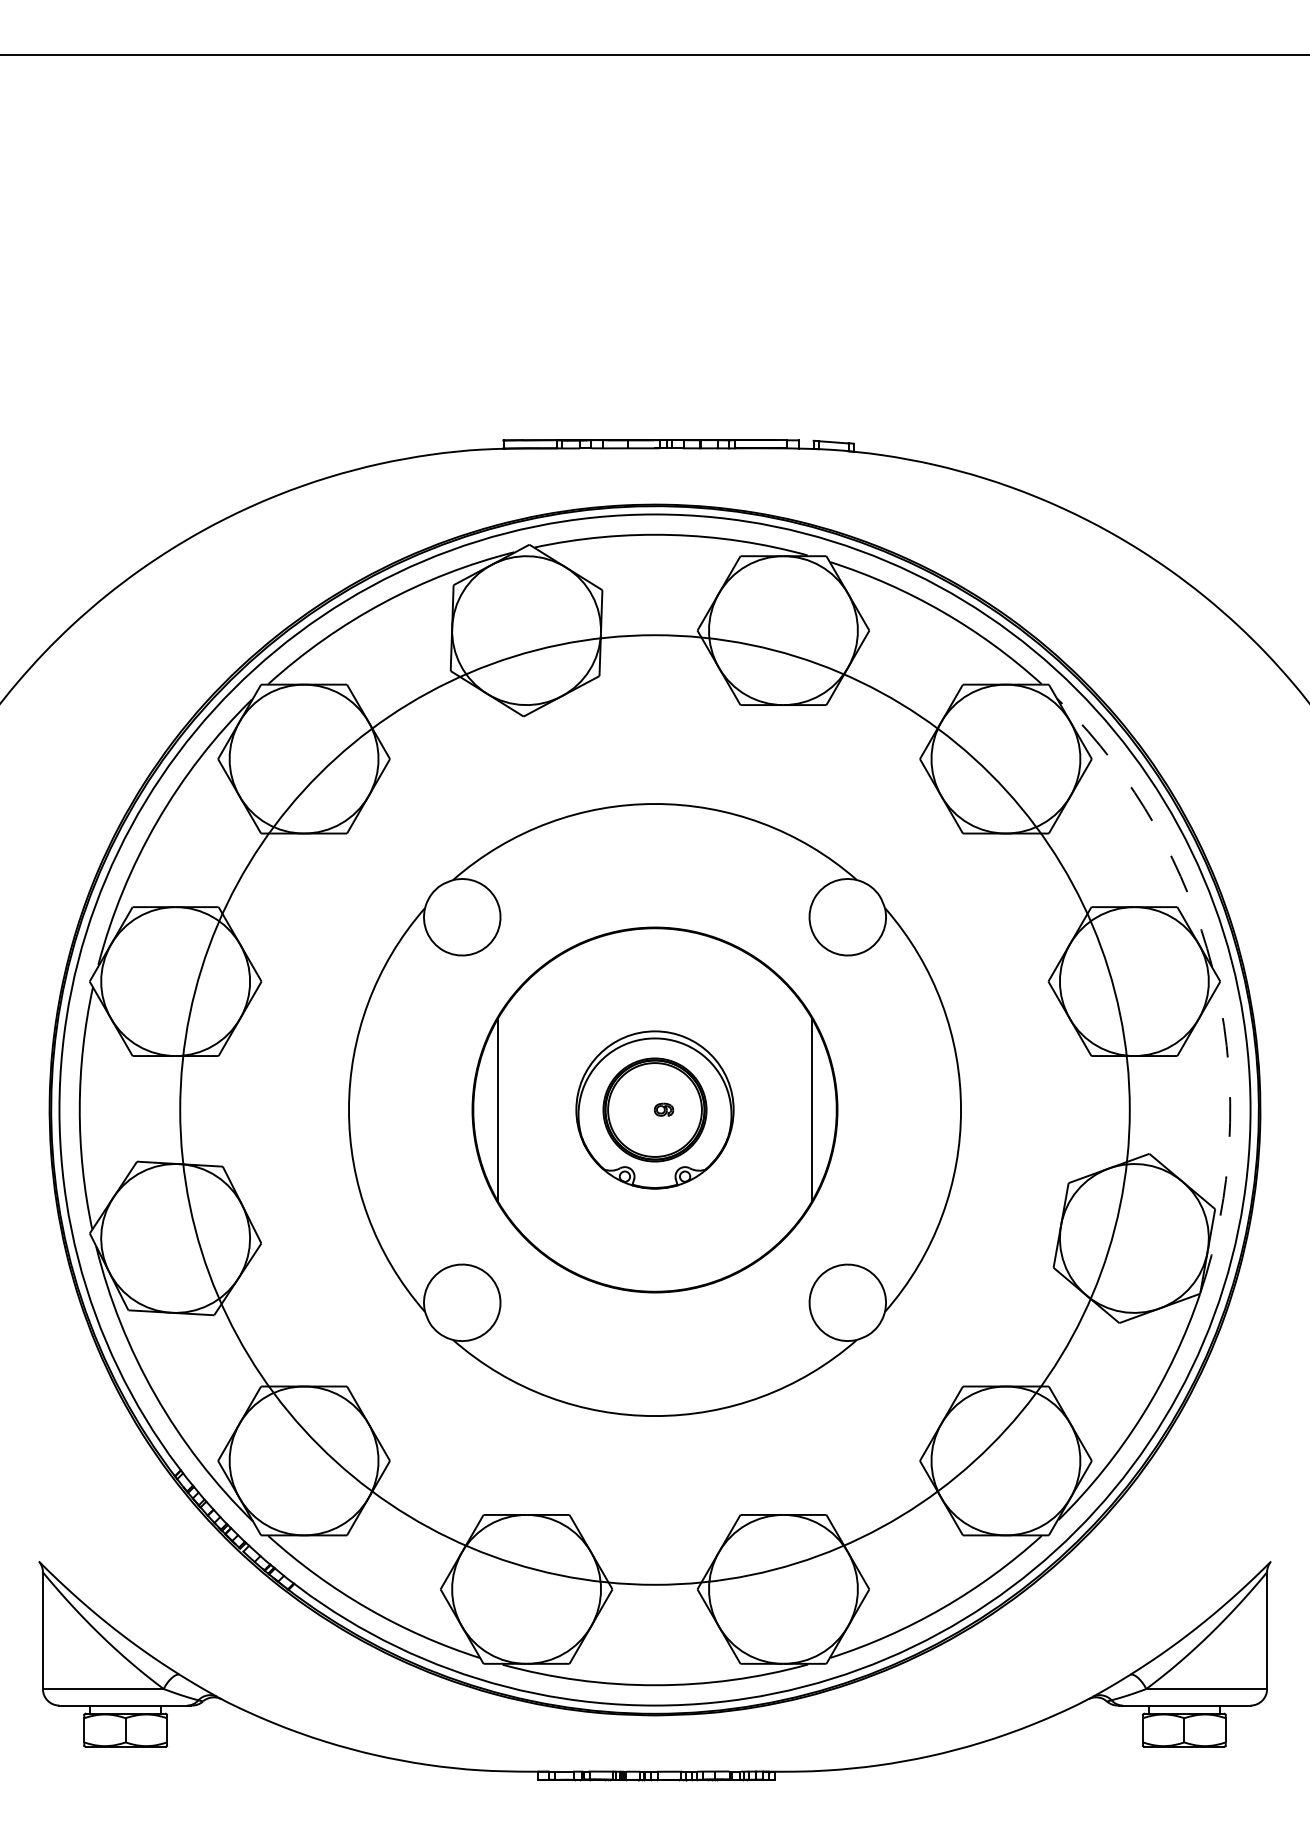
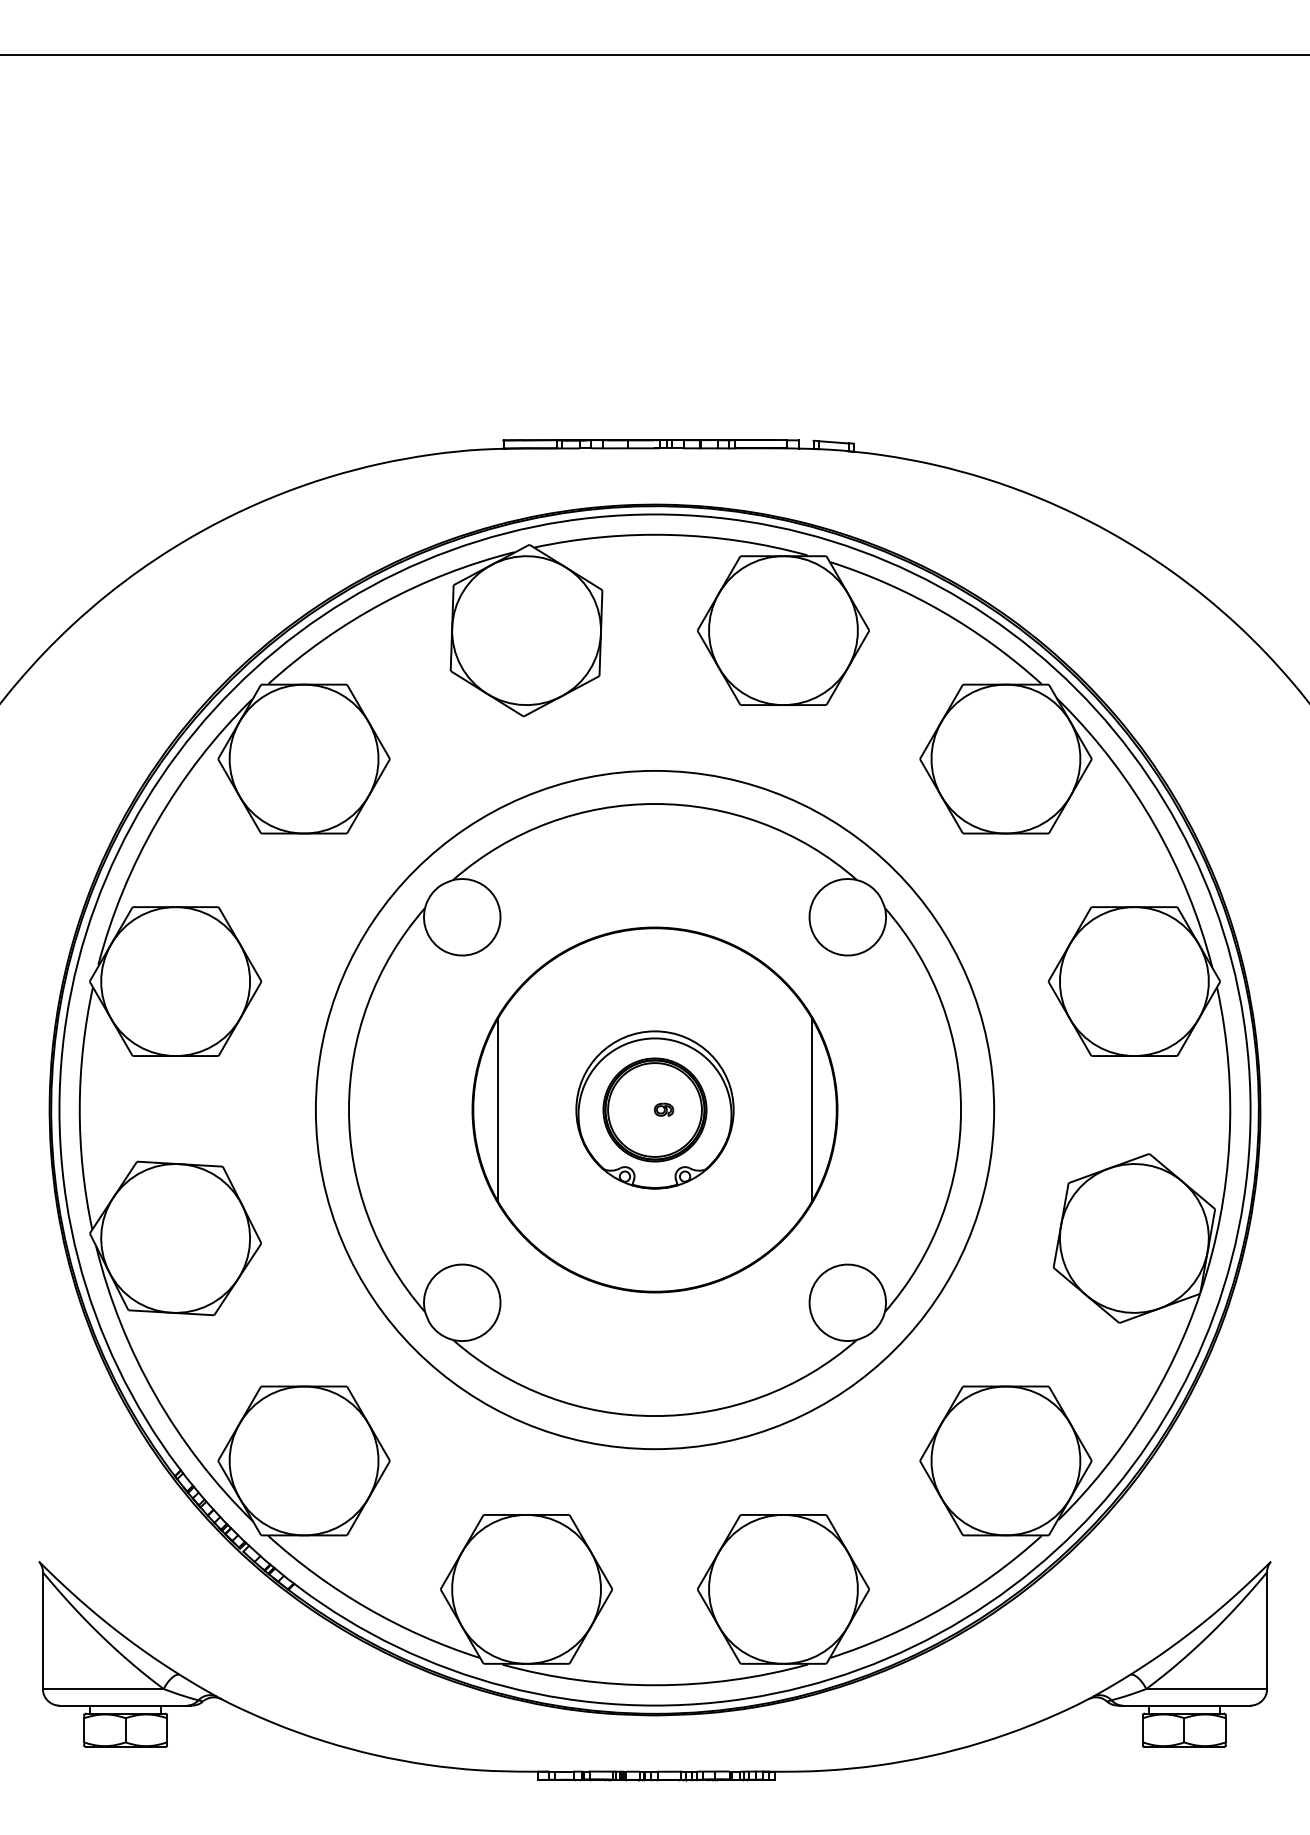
arc: dashed -> solid (1154, 825)
circle diameter: 950 px -> 678 px (654, 1109)
arc: dashed -> solid (1229, 1141)
